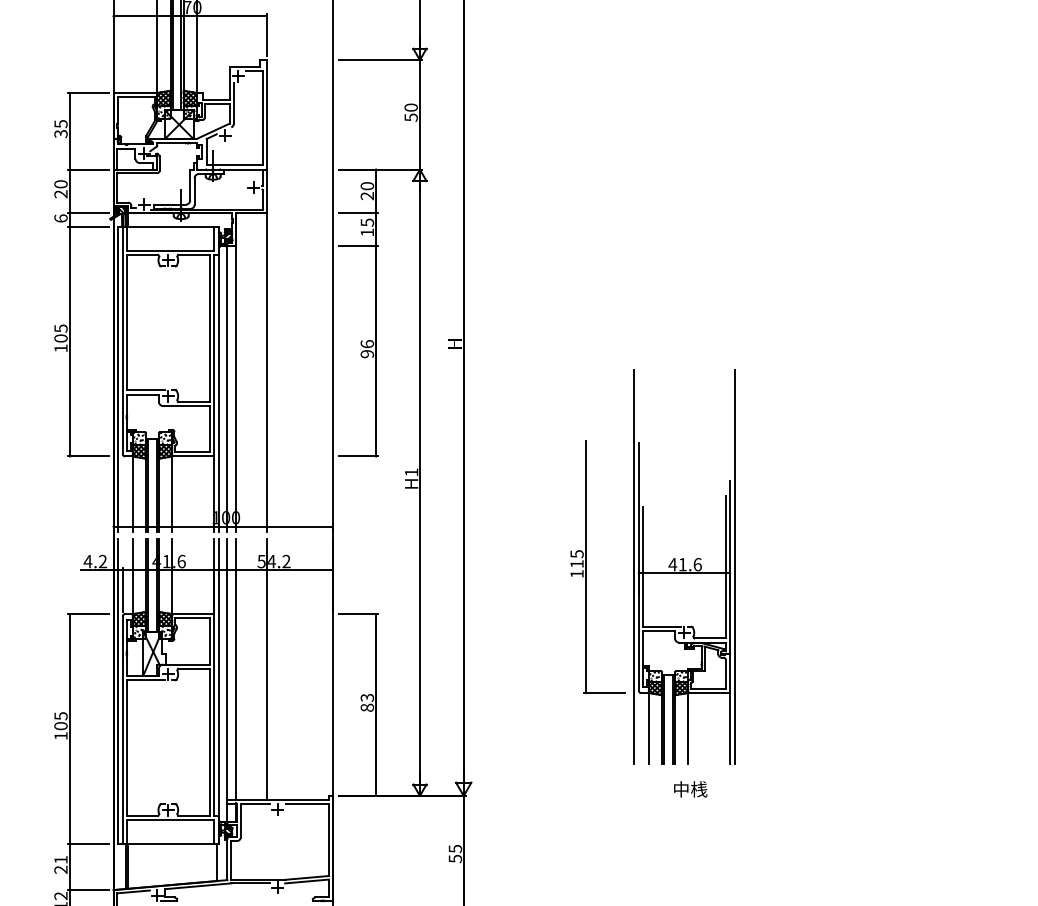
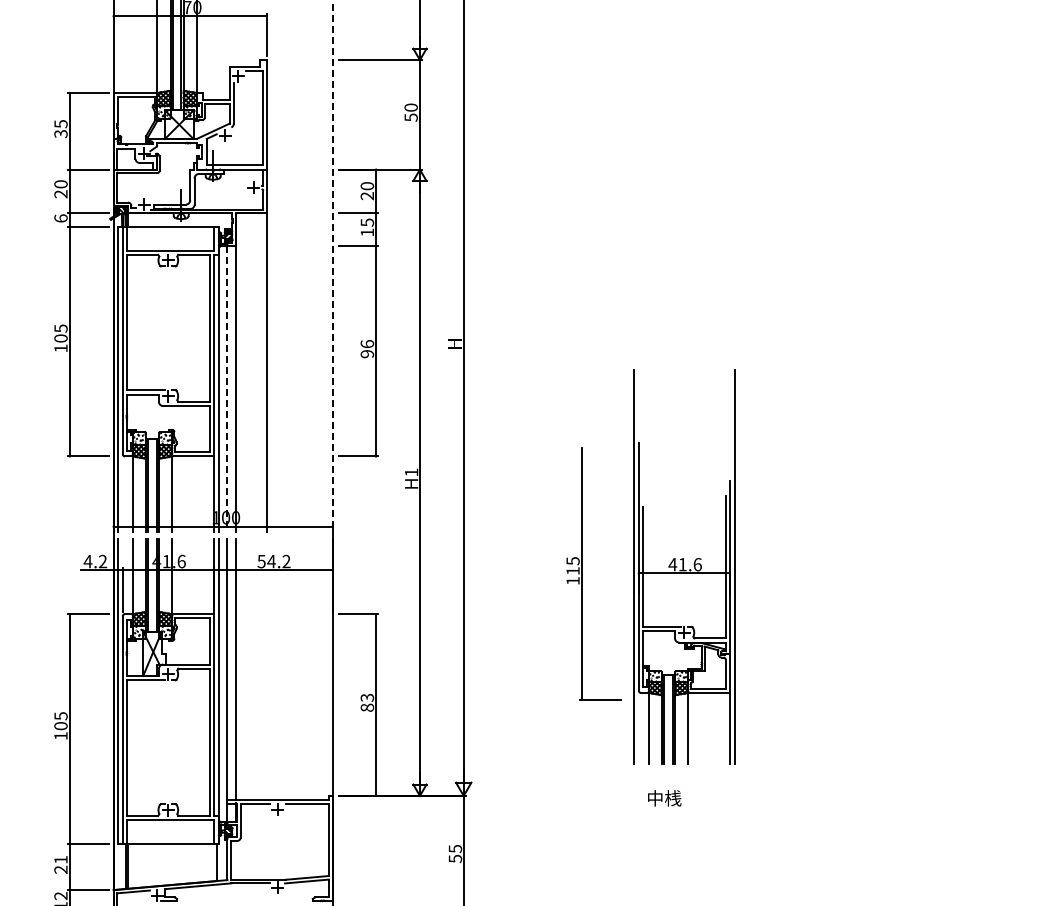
line: solid -> dashed (332, 266)
line: solid -> dashed (227, 389)
part position: (586, 566) -> (582, 573) (582, 573)
line: present -> none (266, 668)
text position: (690, 789) -> (664, 798) (664, 798)
